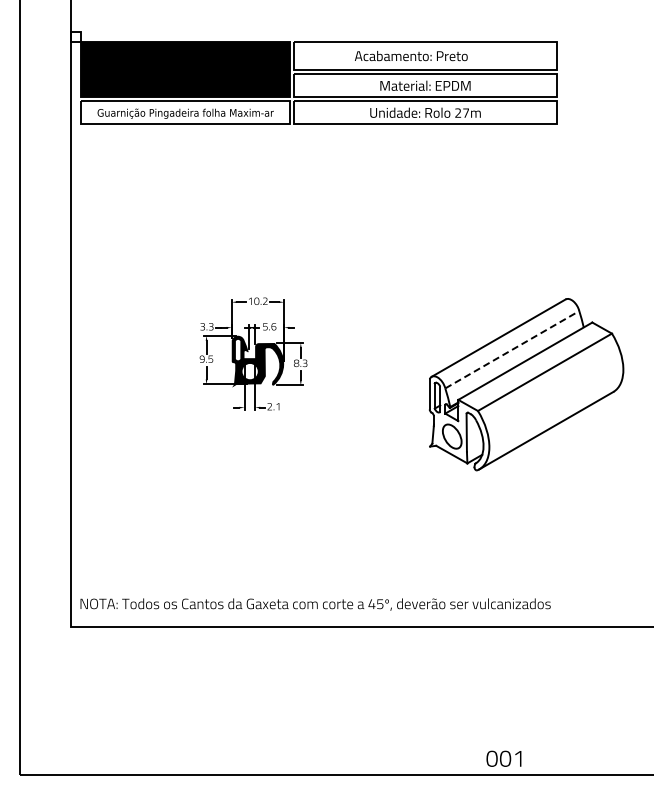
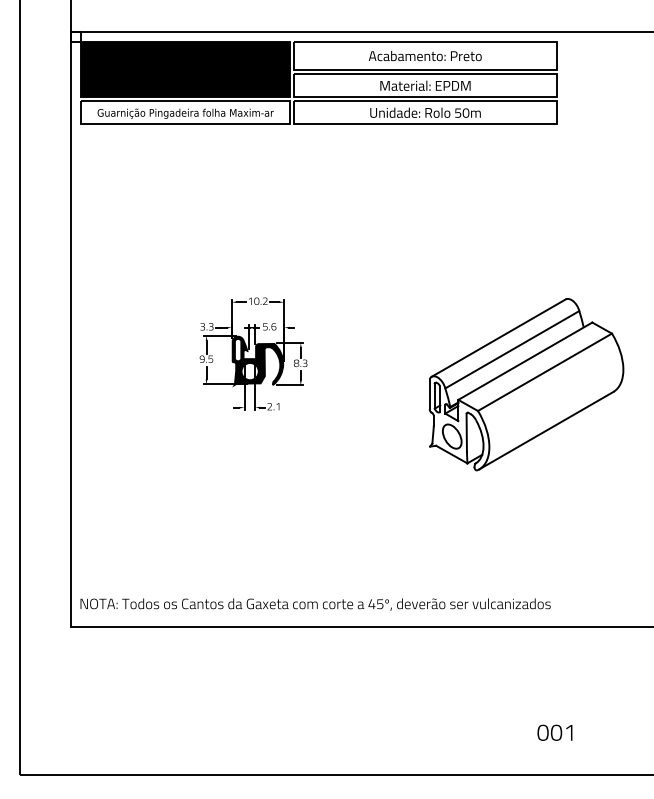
line: none -> present (360, 31)
text position: (411, 56) -> (425, 56) (425, 56)
text: 27m -> 50m (462, 112)
line: dashed -> solid (512, 349)
text position: (503, 758) -> (554, 732) (554, 732)
